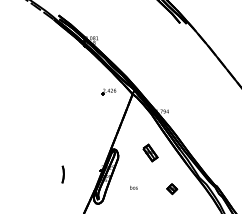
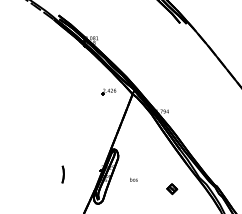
part: present -> none (150, 152)
text position: (133, 187) -> (133, 179) (133, 179)
